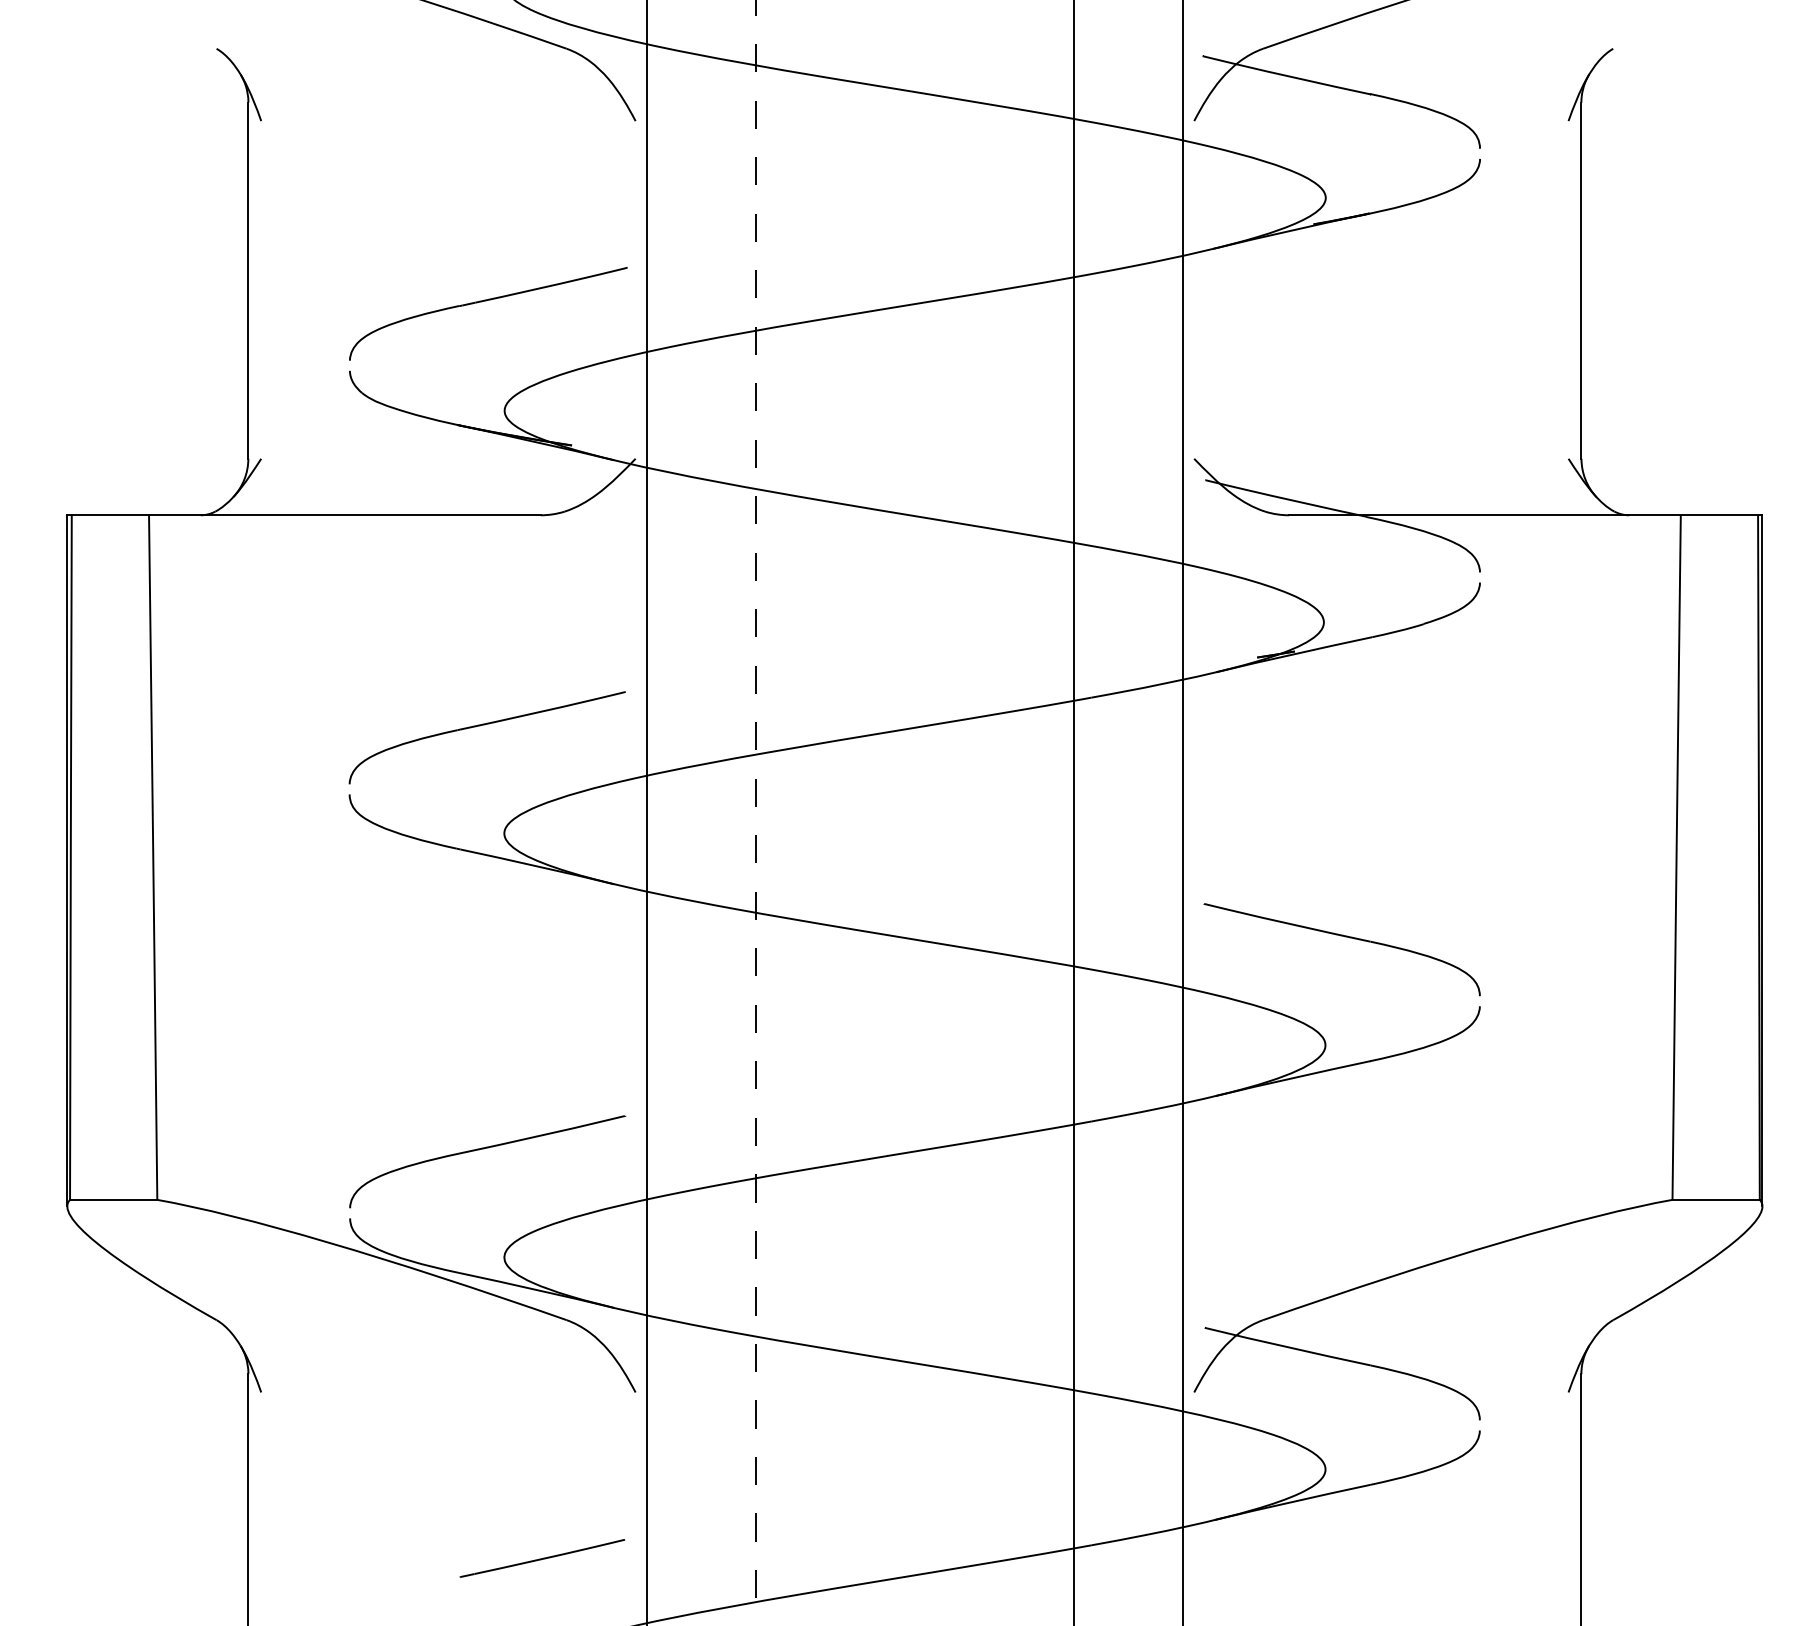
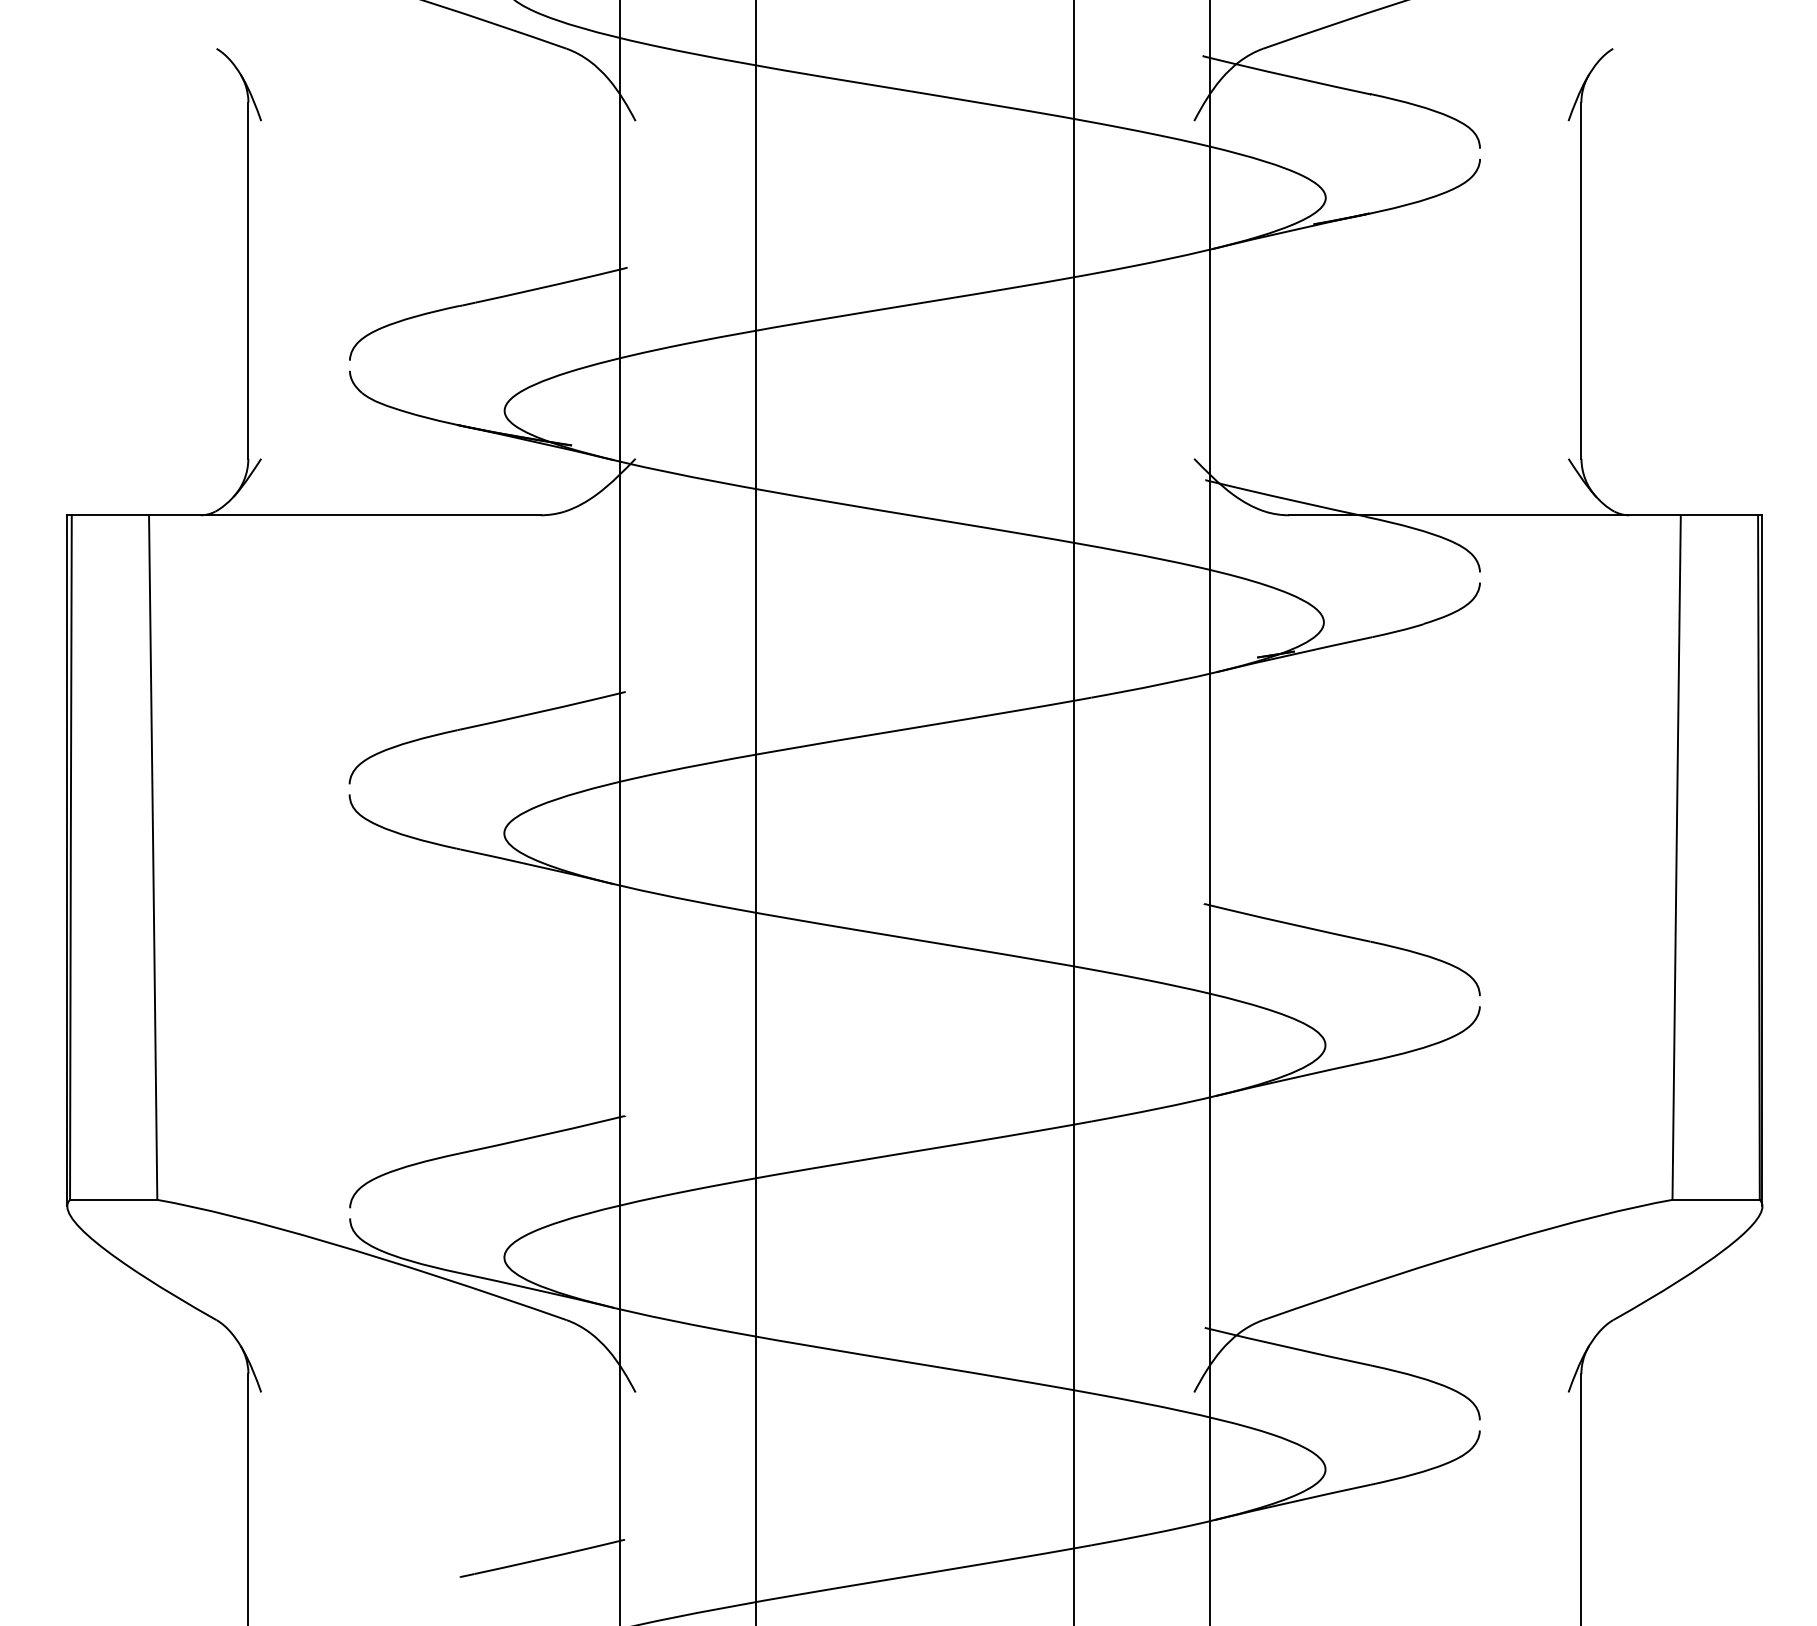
line position: (646, 812) -> (619, 812) (619, 812)
line: dashed -> solid (755, 812)
line position: (1183, 812) -> (1210, 812) (1210, 812)
